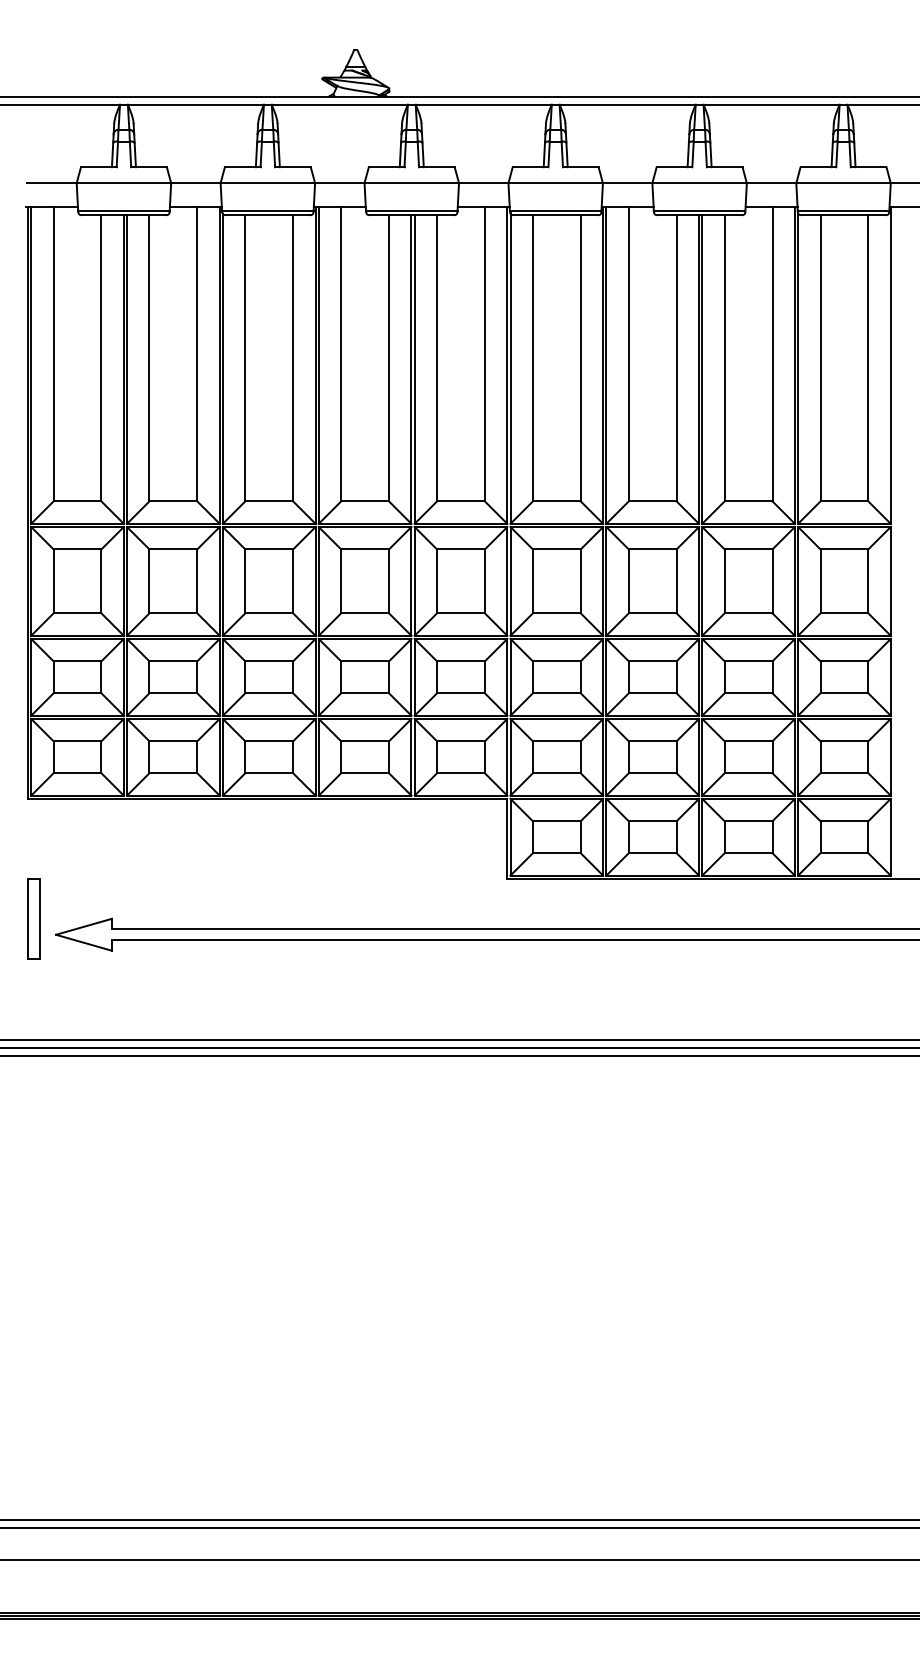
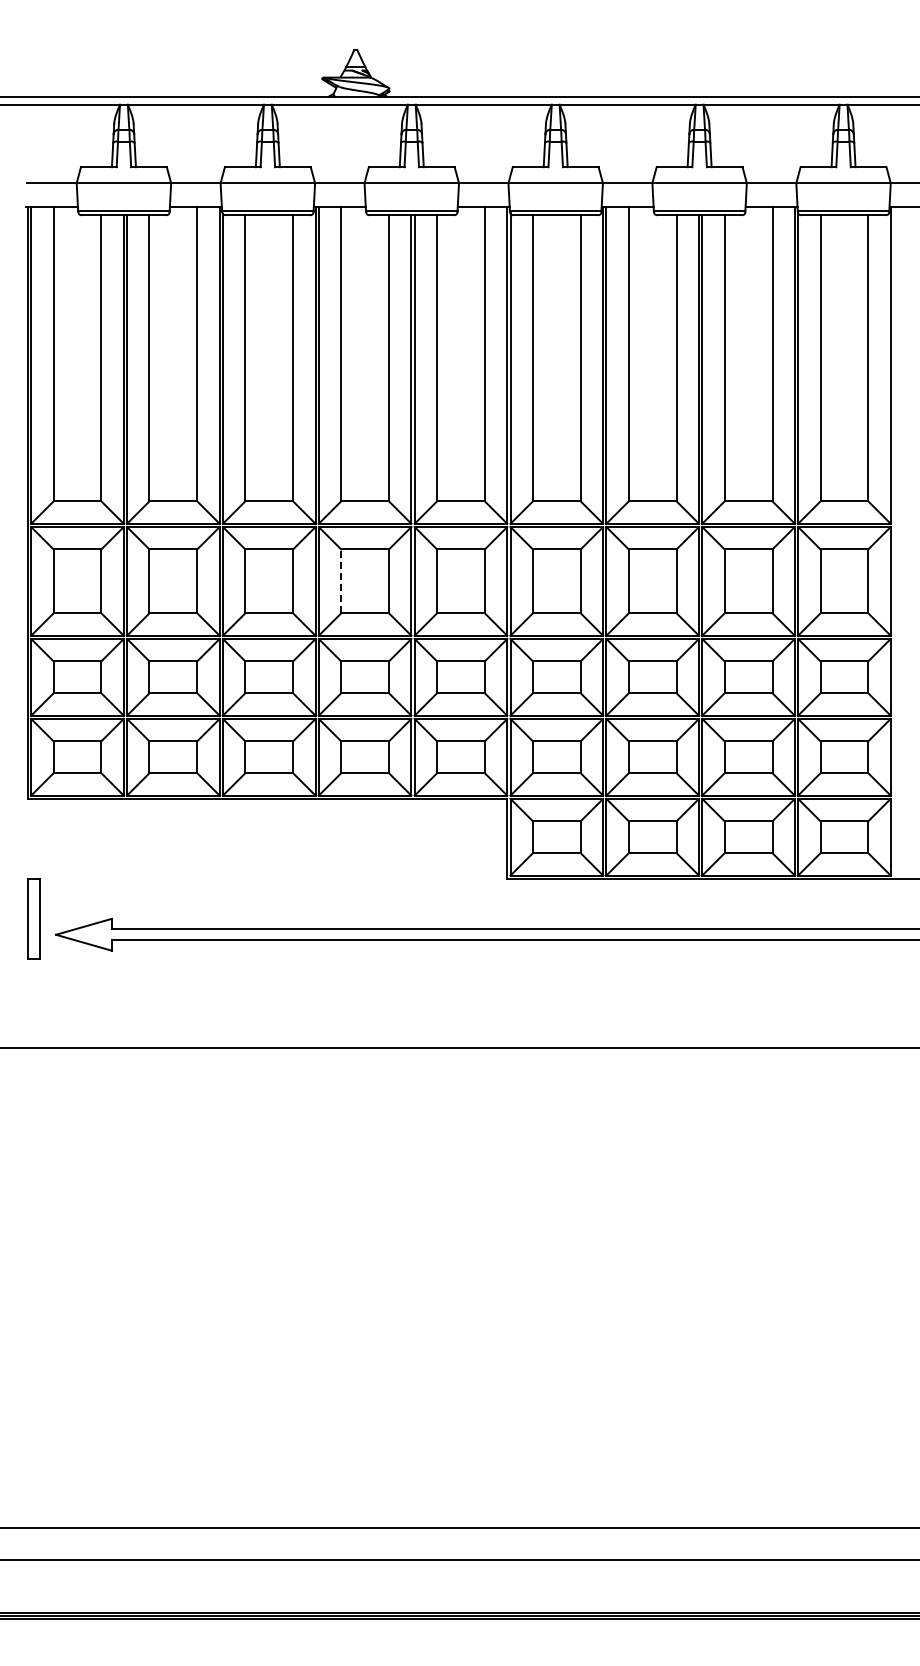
line: solid -> dashed (341, 581)
line: present -> none (459, 1040)
line: present -> none (459, 1056)
line: present -> none (459, 1520)
